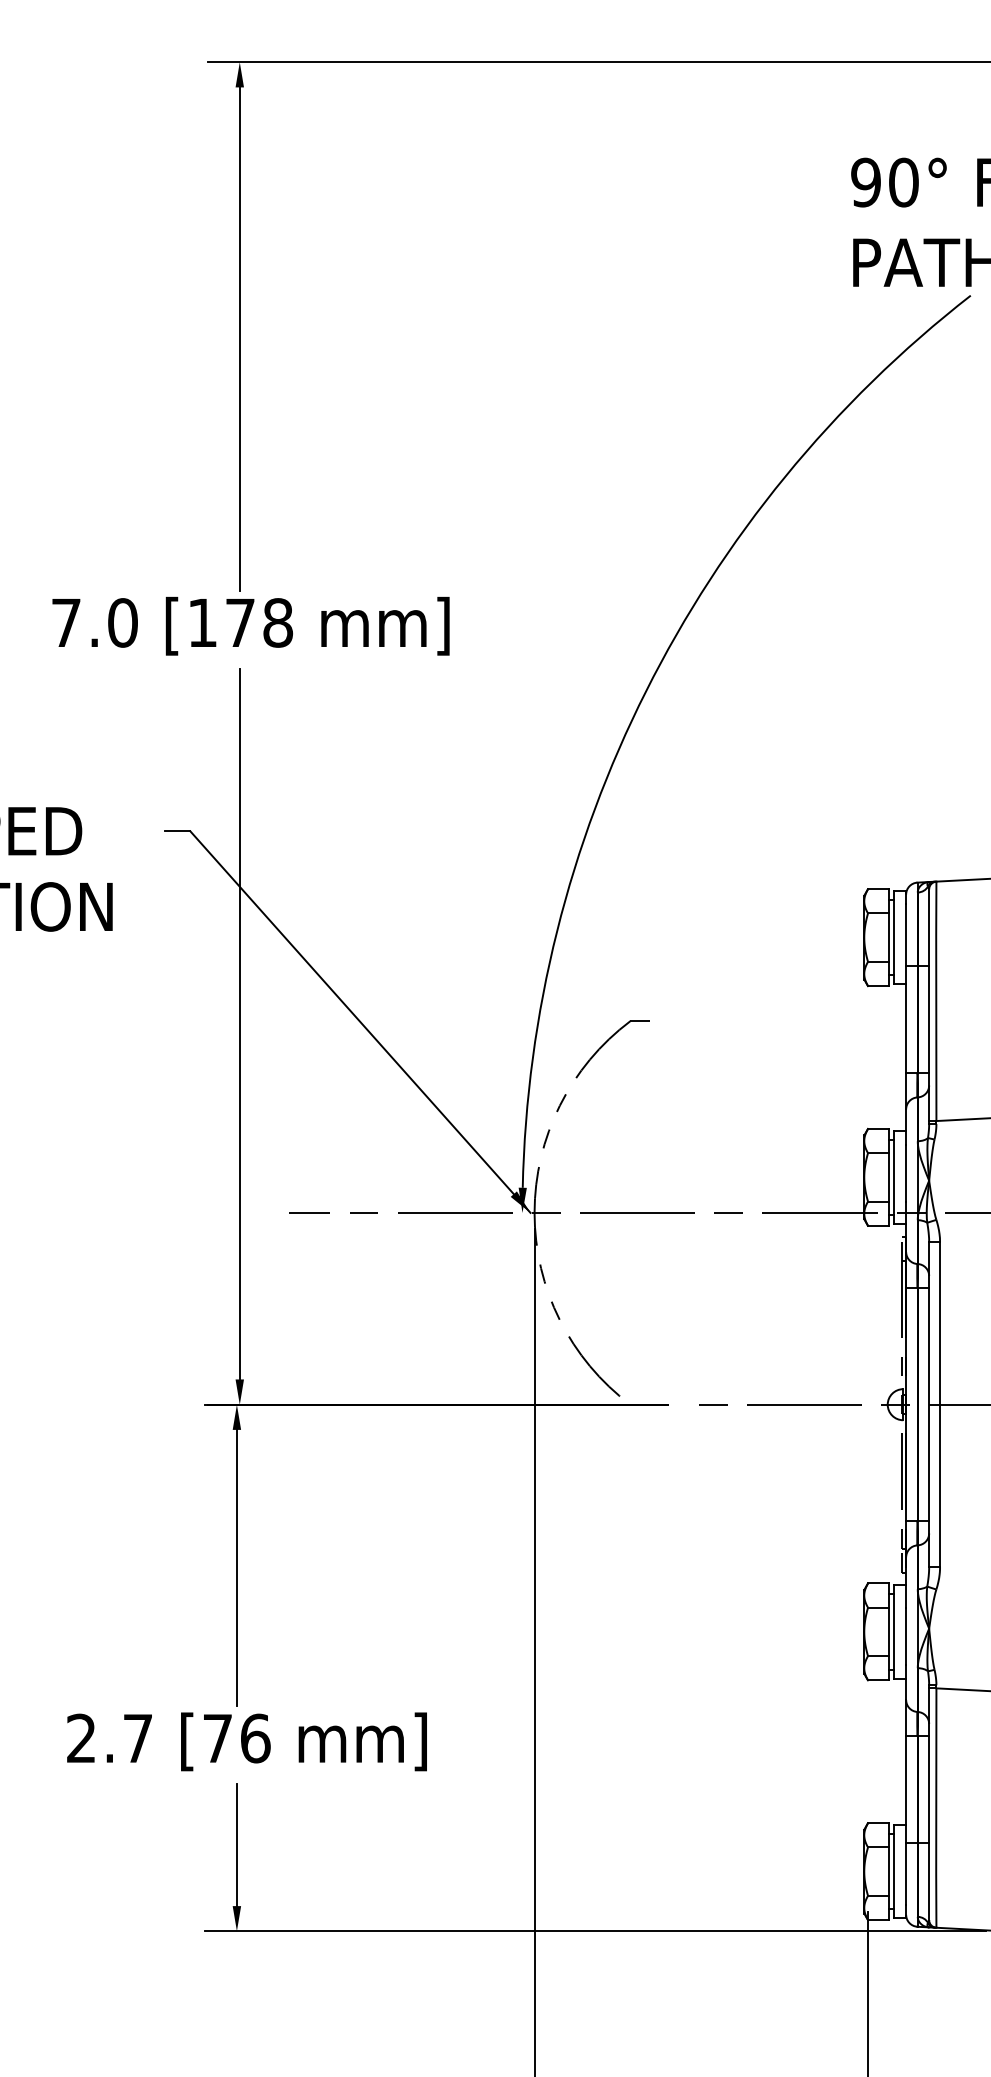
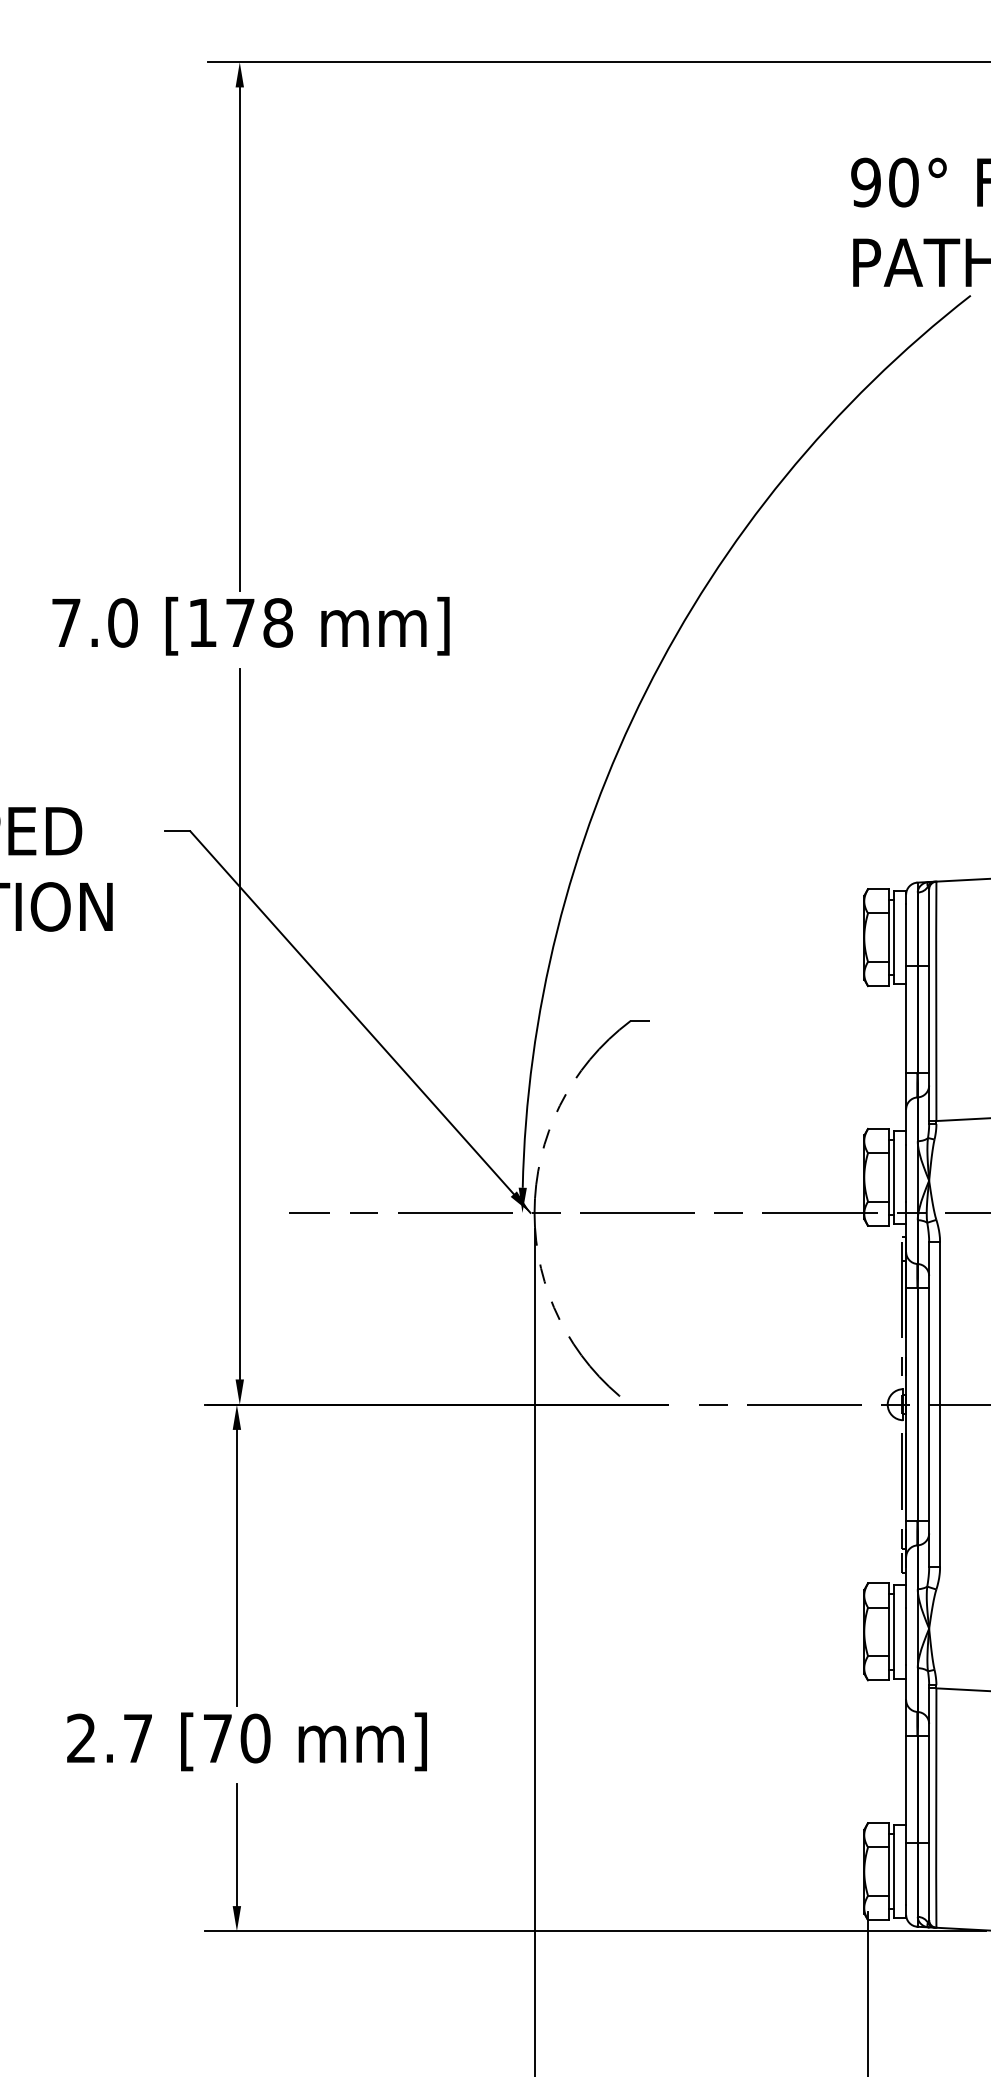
text: [76 -> [70 (255, 1738)
